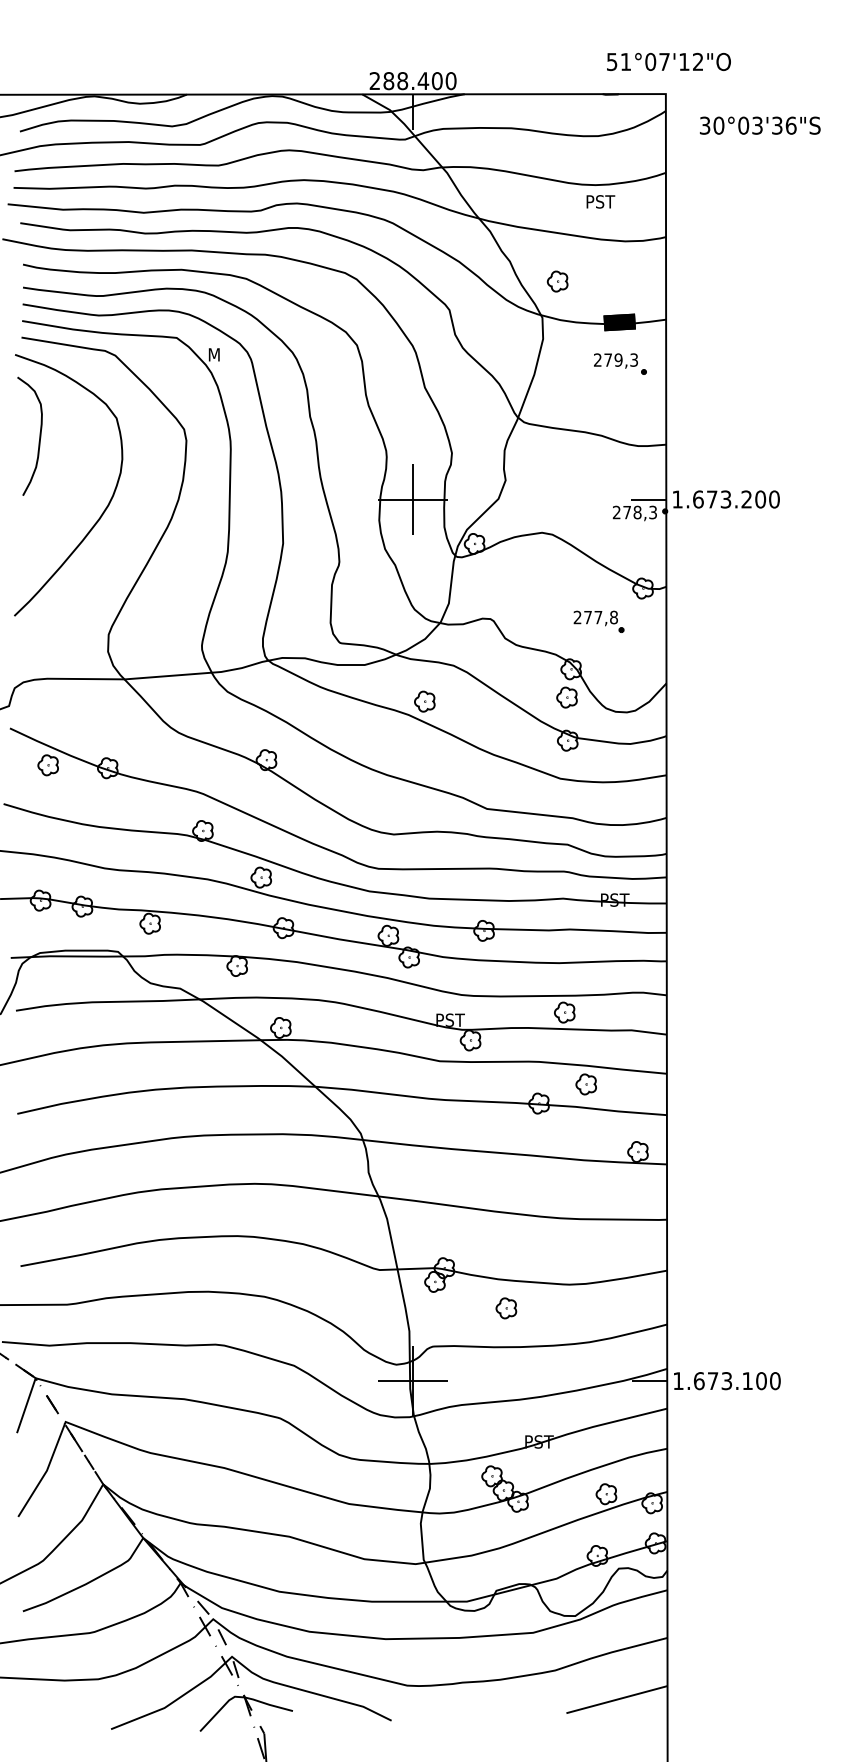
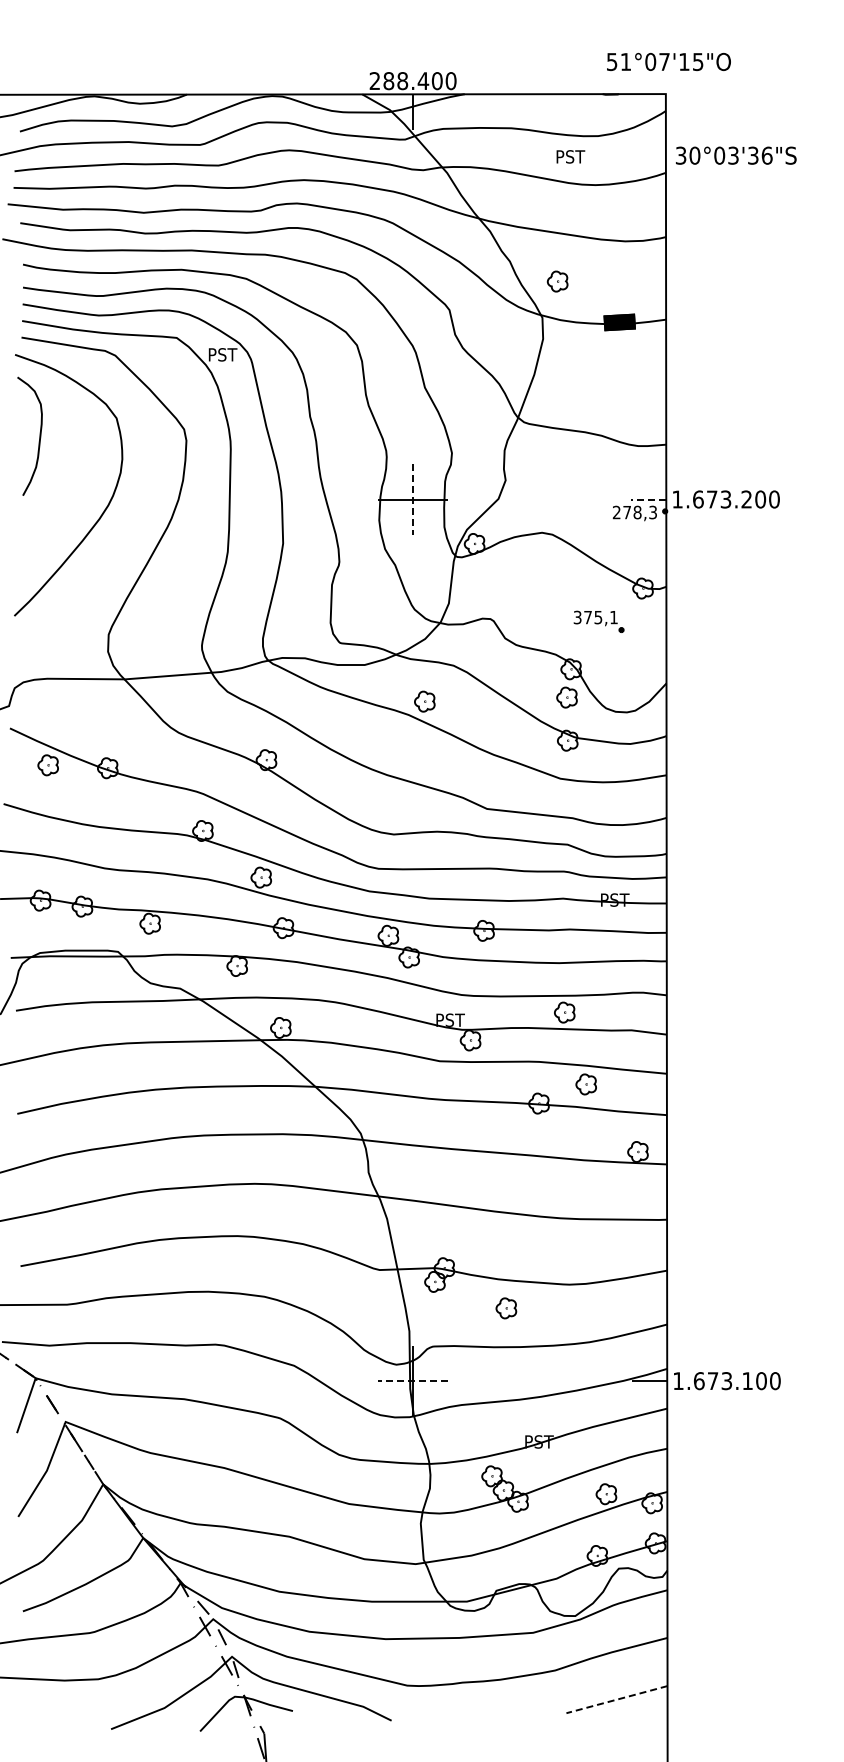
text: 51°07'12"O -> 51°07'15"O (698, 61)
text position: (760, 125) -> (736, 155) (736, 155)
text position: (600, 201) -> (570, 156) (570, 156)
text: M -> PST (223, 354)
part: present -> none (620, 363)
line: solid -> dashed (648, 499)
line: solid -> dashed (413, 500)
text: 277,8 -> 375,1 (595, 617)
line: solid -> dashed (412, 1381)
line: solid -> dashed (616, 1699)
